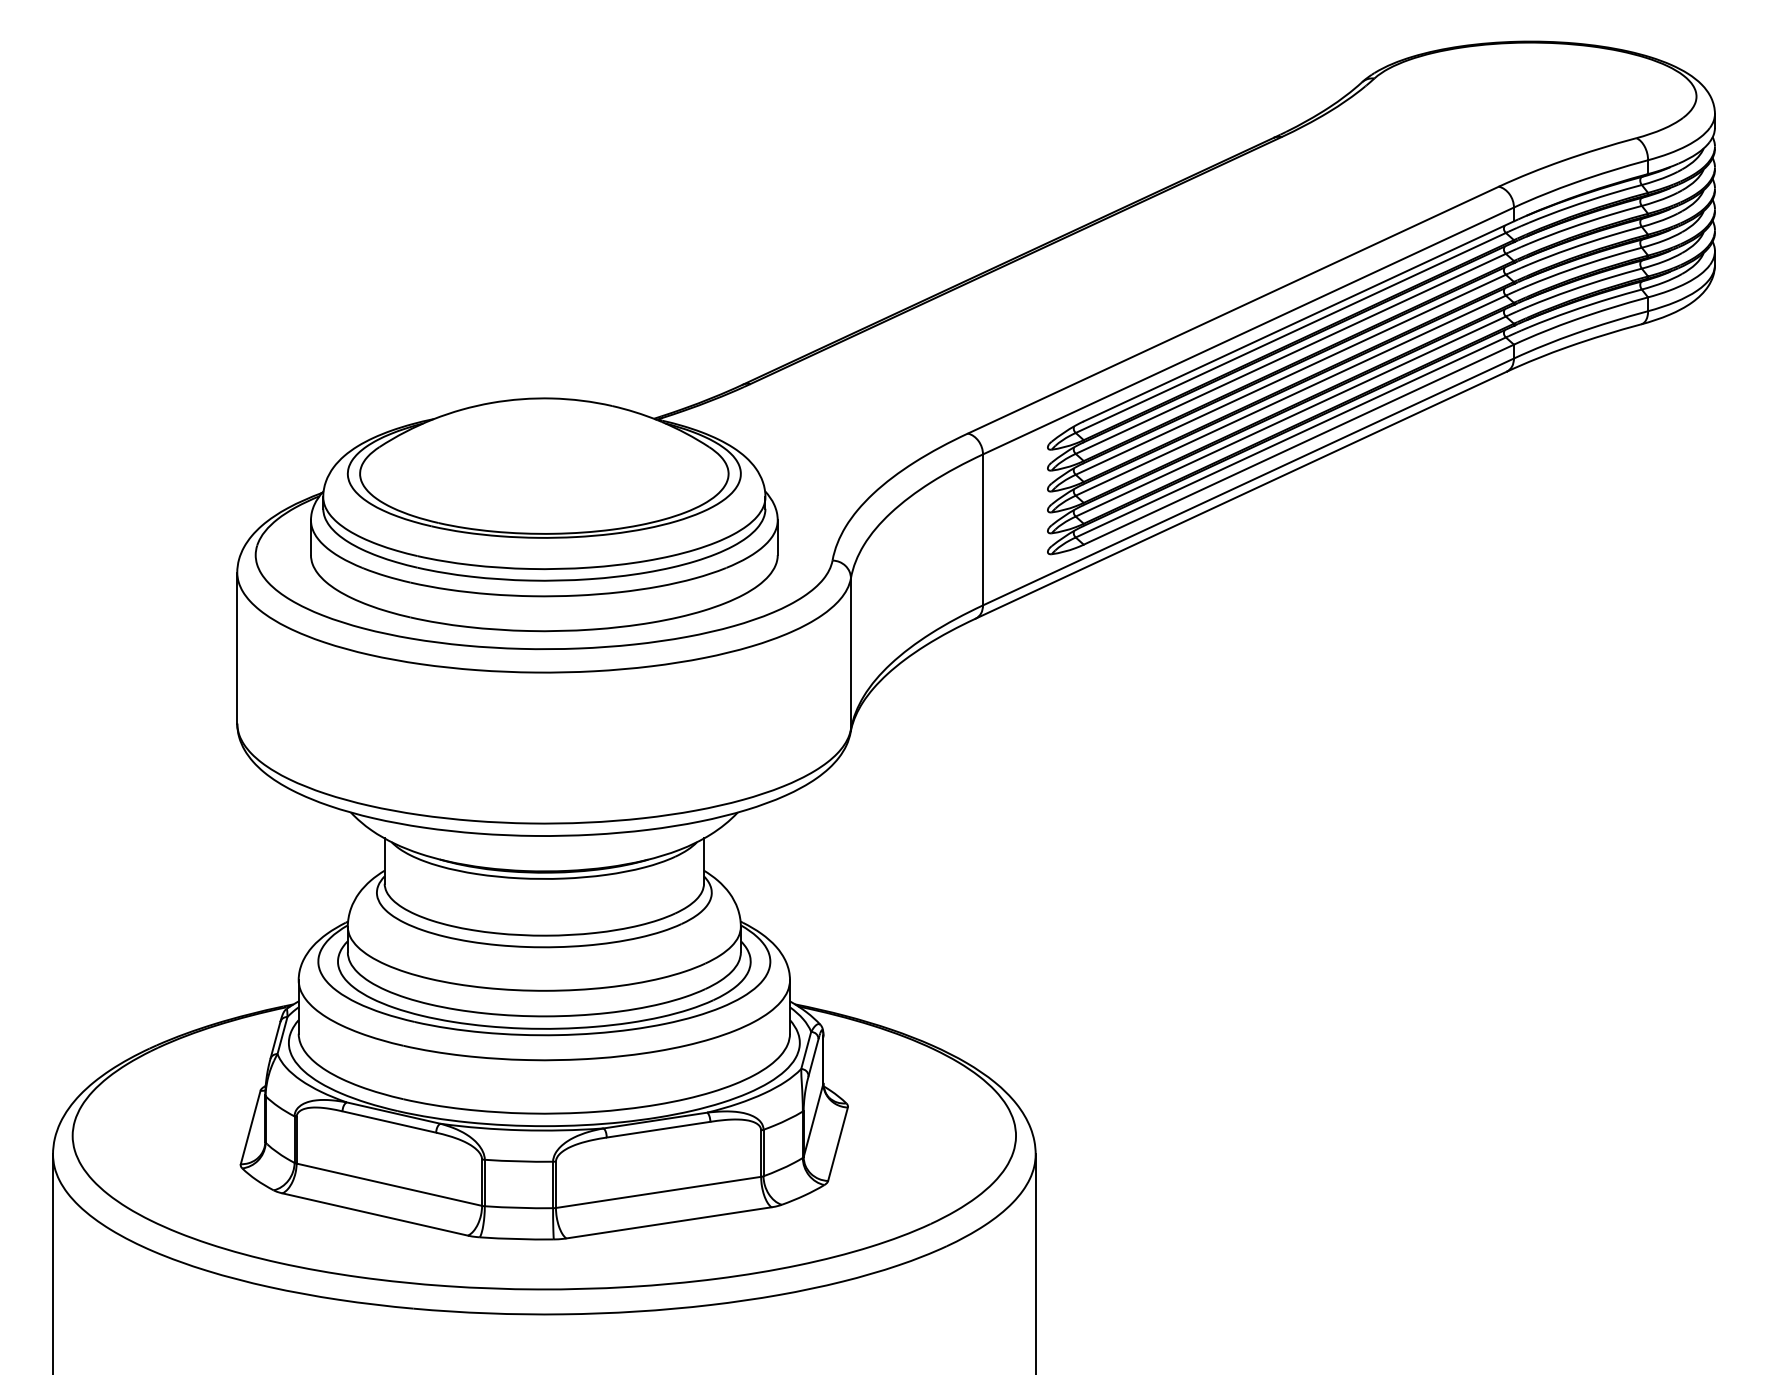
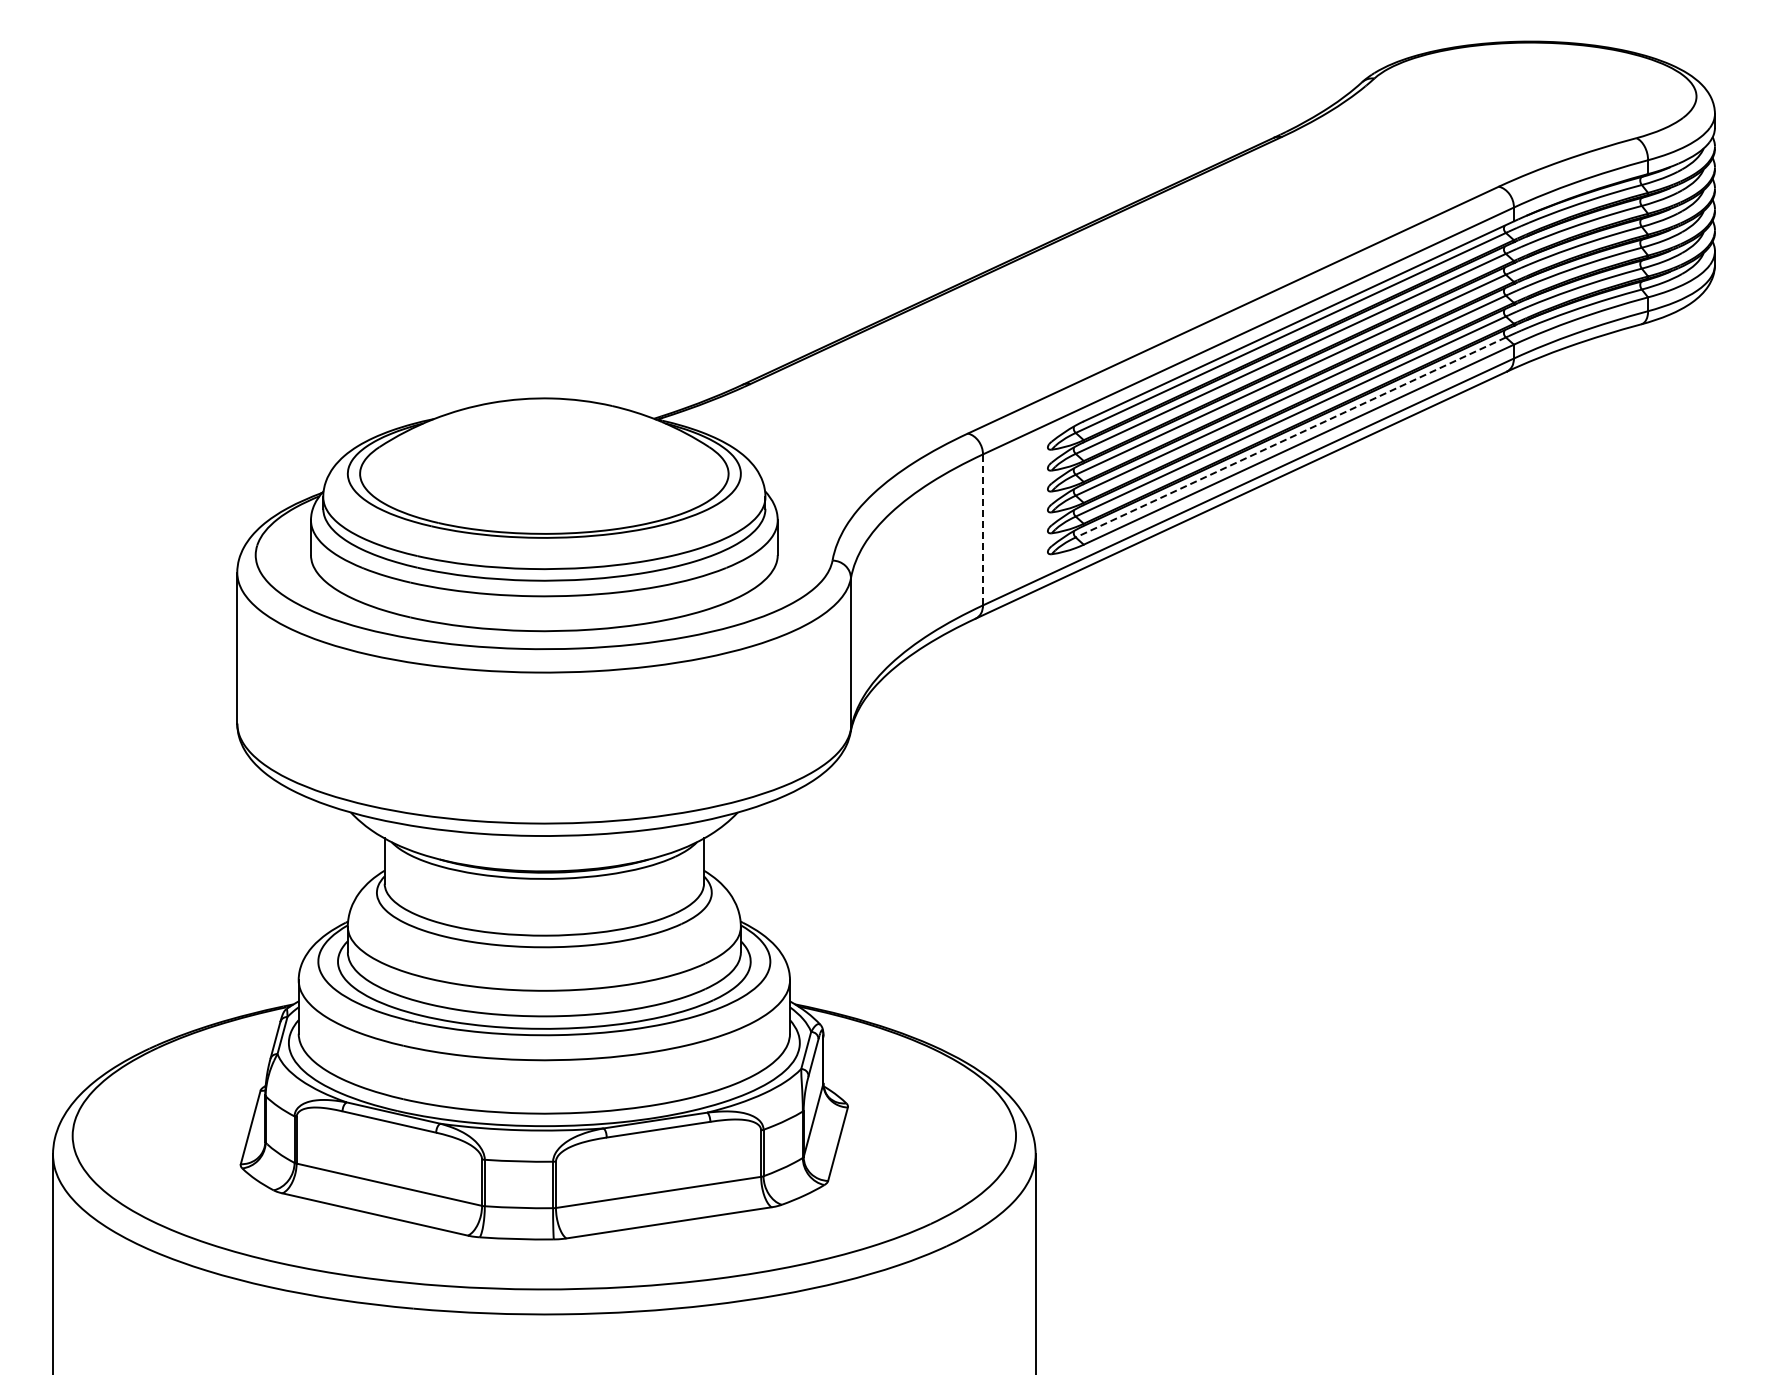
line: solid -> dashed (1290, 437)
line: solid -> dashed (983, 529)
